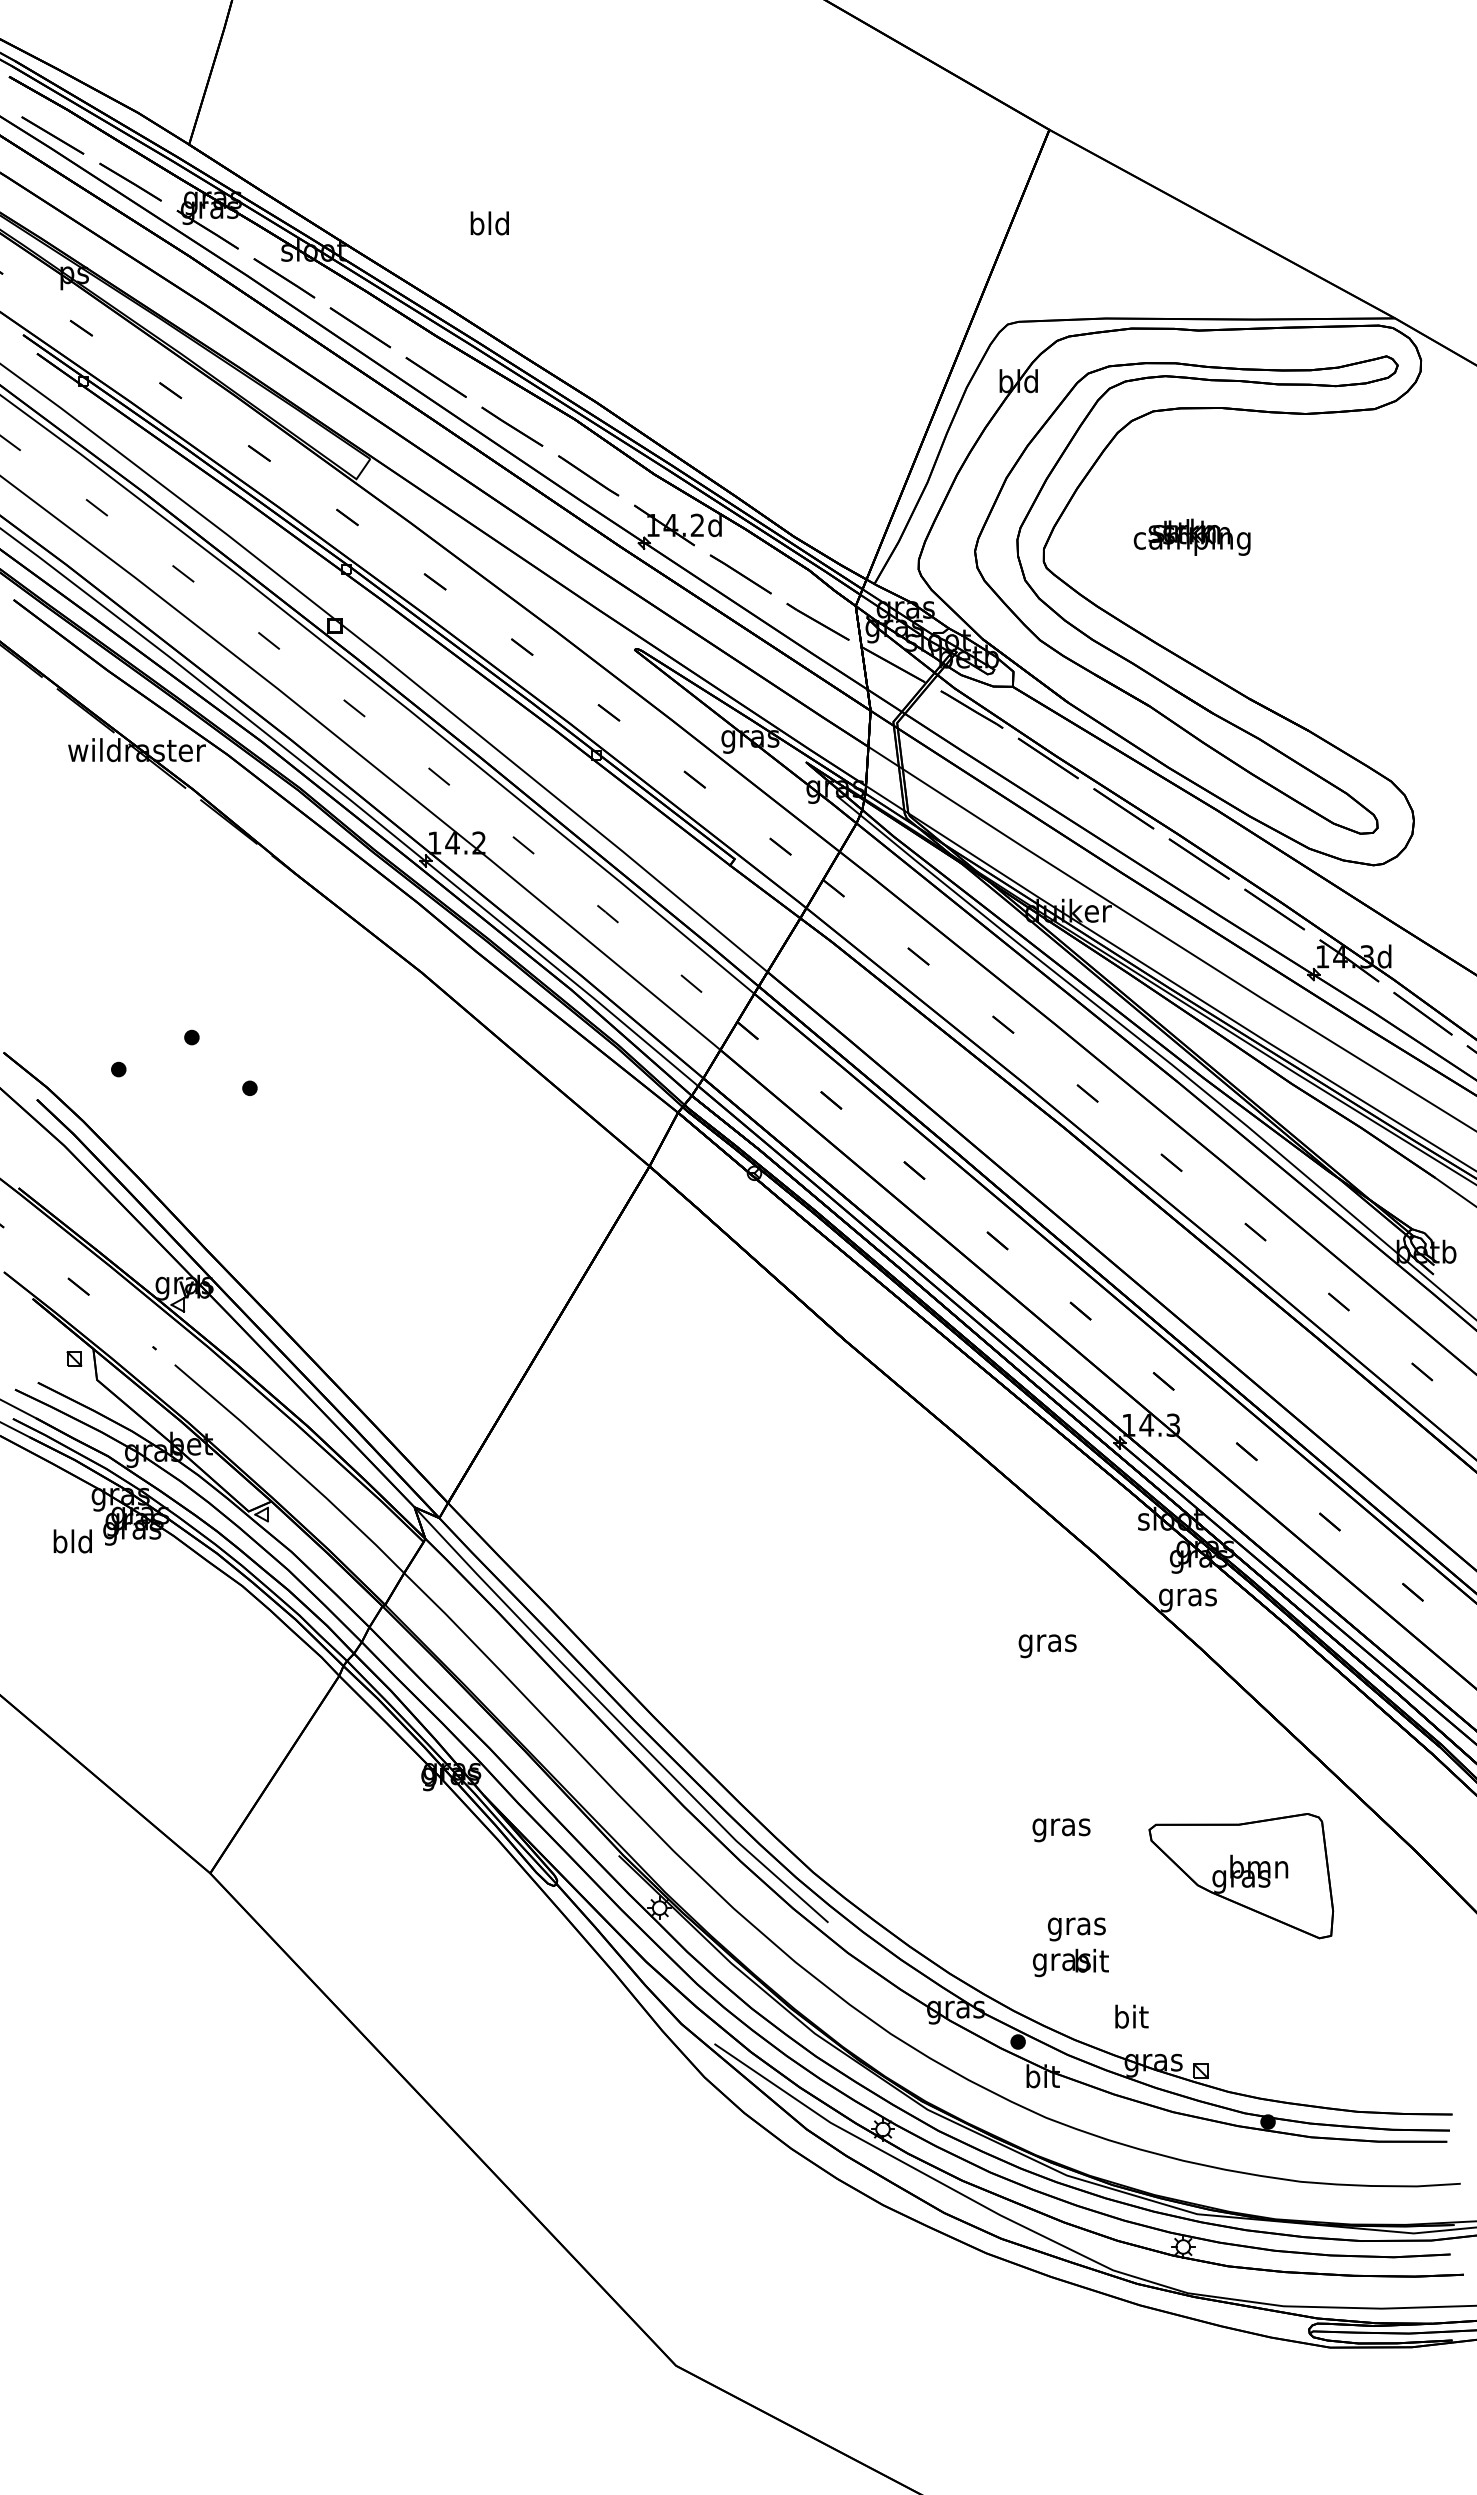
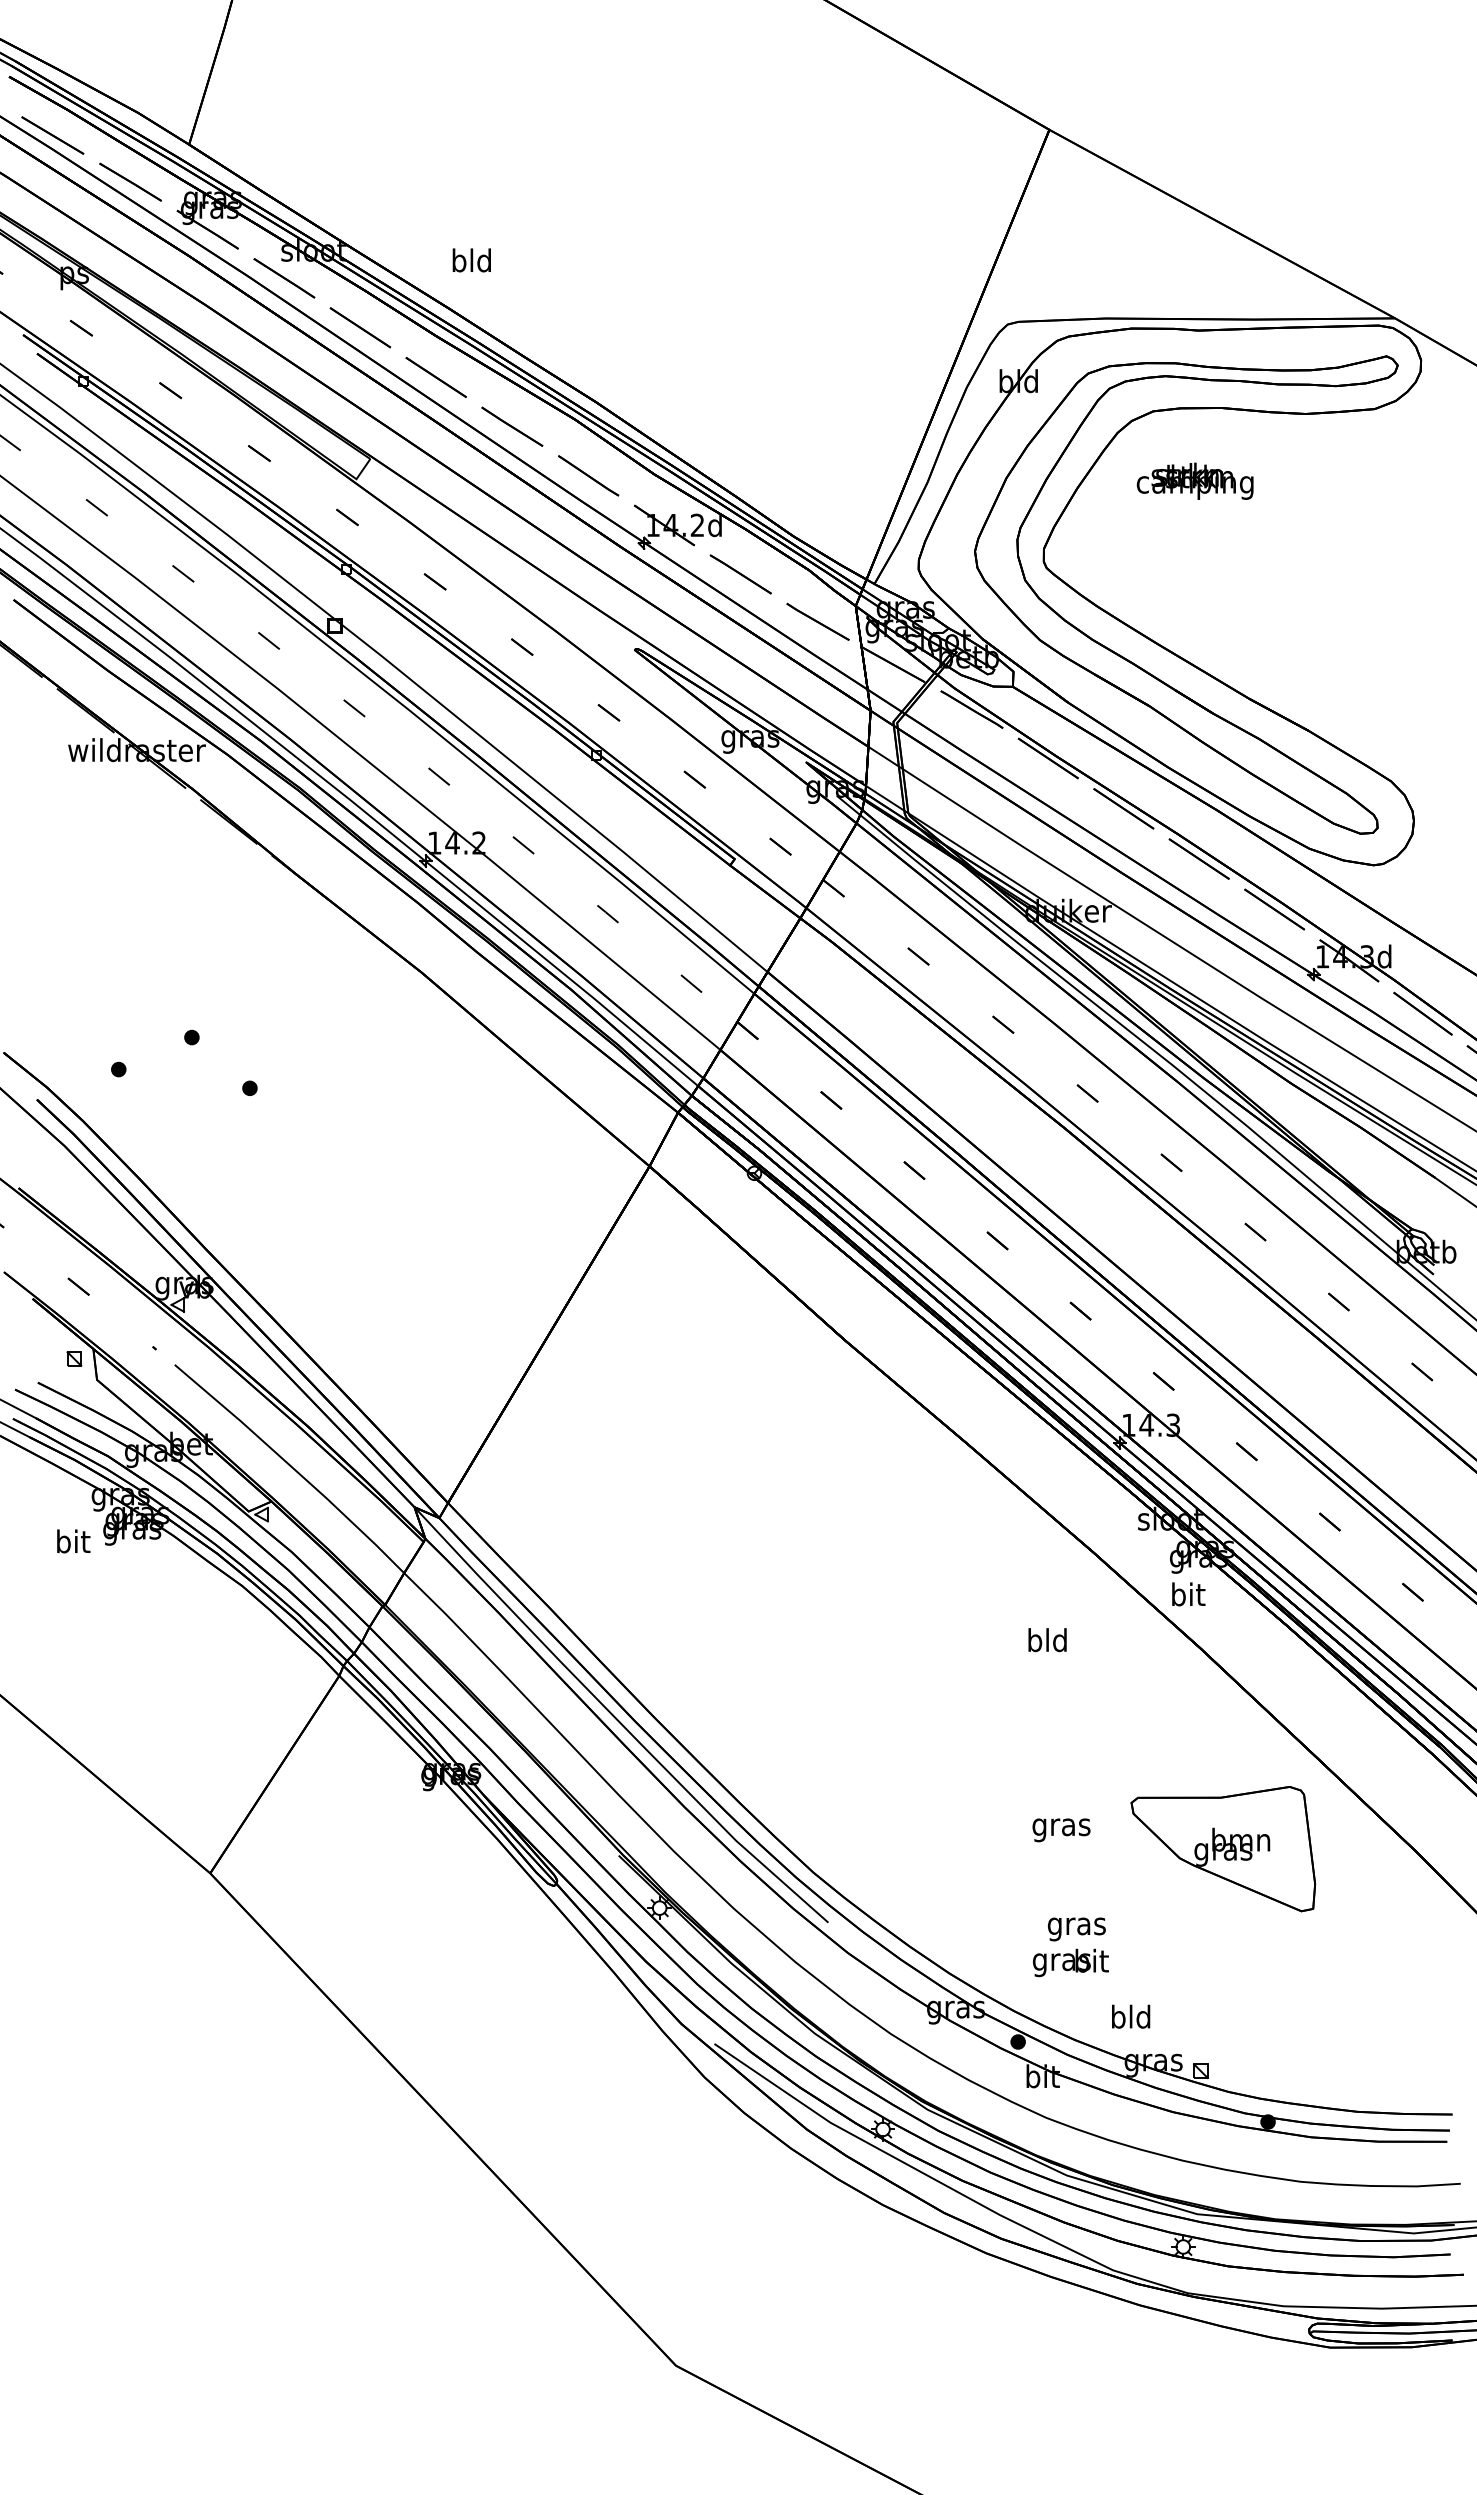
text position: (489, 223) -> (471, 260) (471, 260)
text position: (1191, 536) -> (1194, 480) (1194, 480)
text: bld -> bit (72, 1541)
text: gras -> bit (1187, 1597)
text: gras -> bld (1047, 1643)
part position: (1241, 1876) -> (1223, 1849) (1223, 1849)
text: bit -> bld (1131, 2016)
